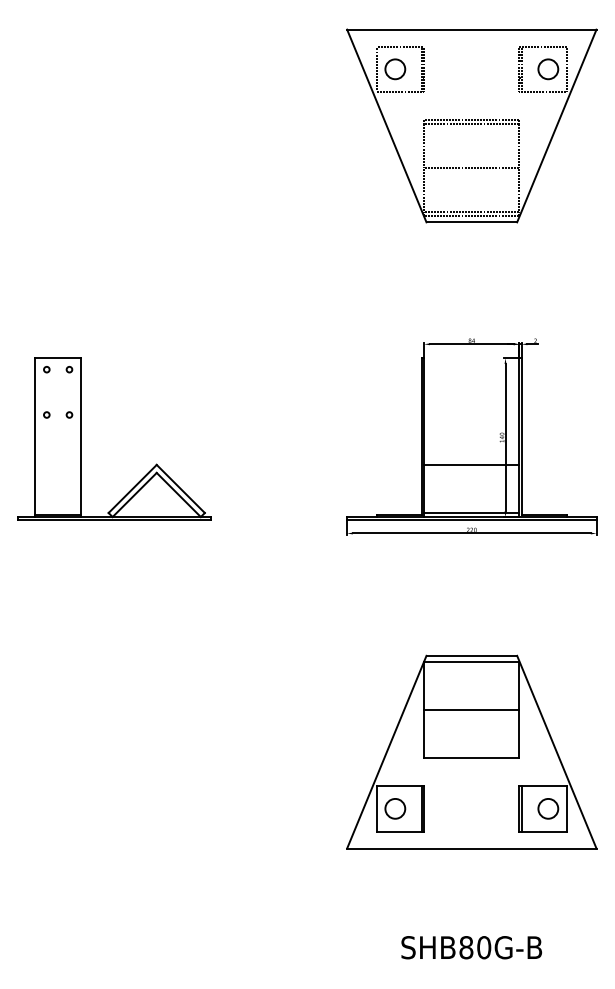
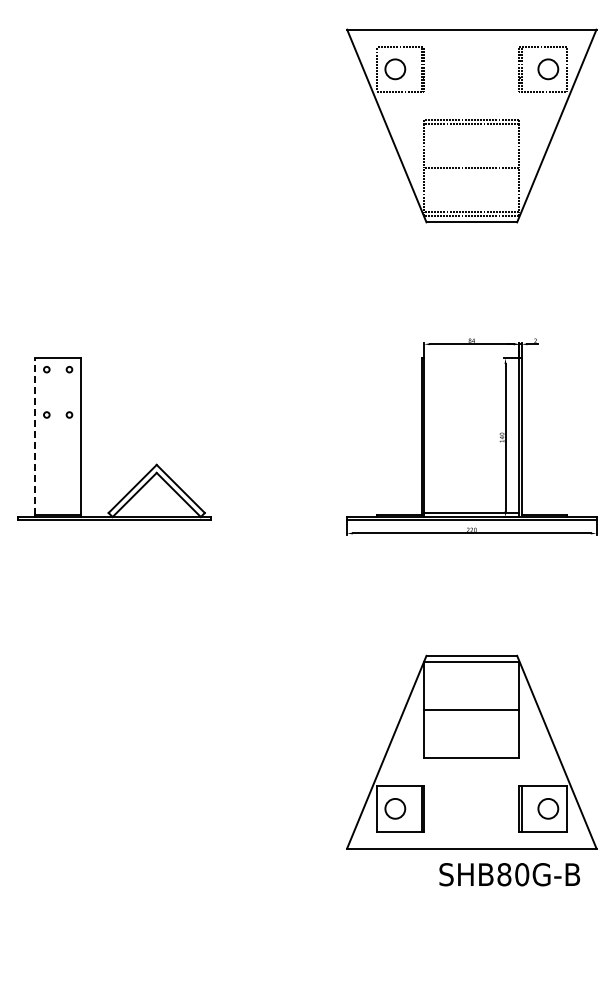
line: solid -> dashed (35, 436)
line: present -> none (471, 464)
text position: (471, 947) -> (509, 874) (509, 874)
